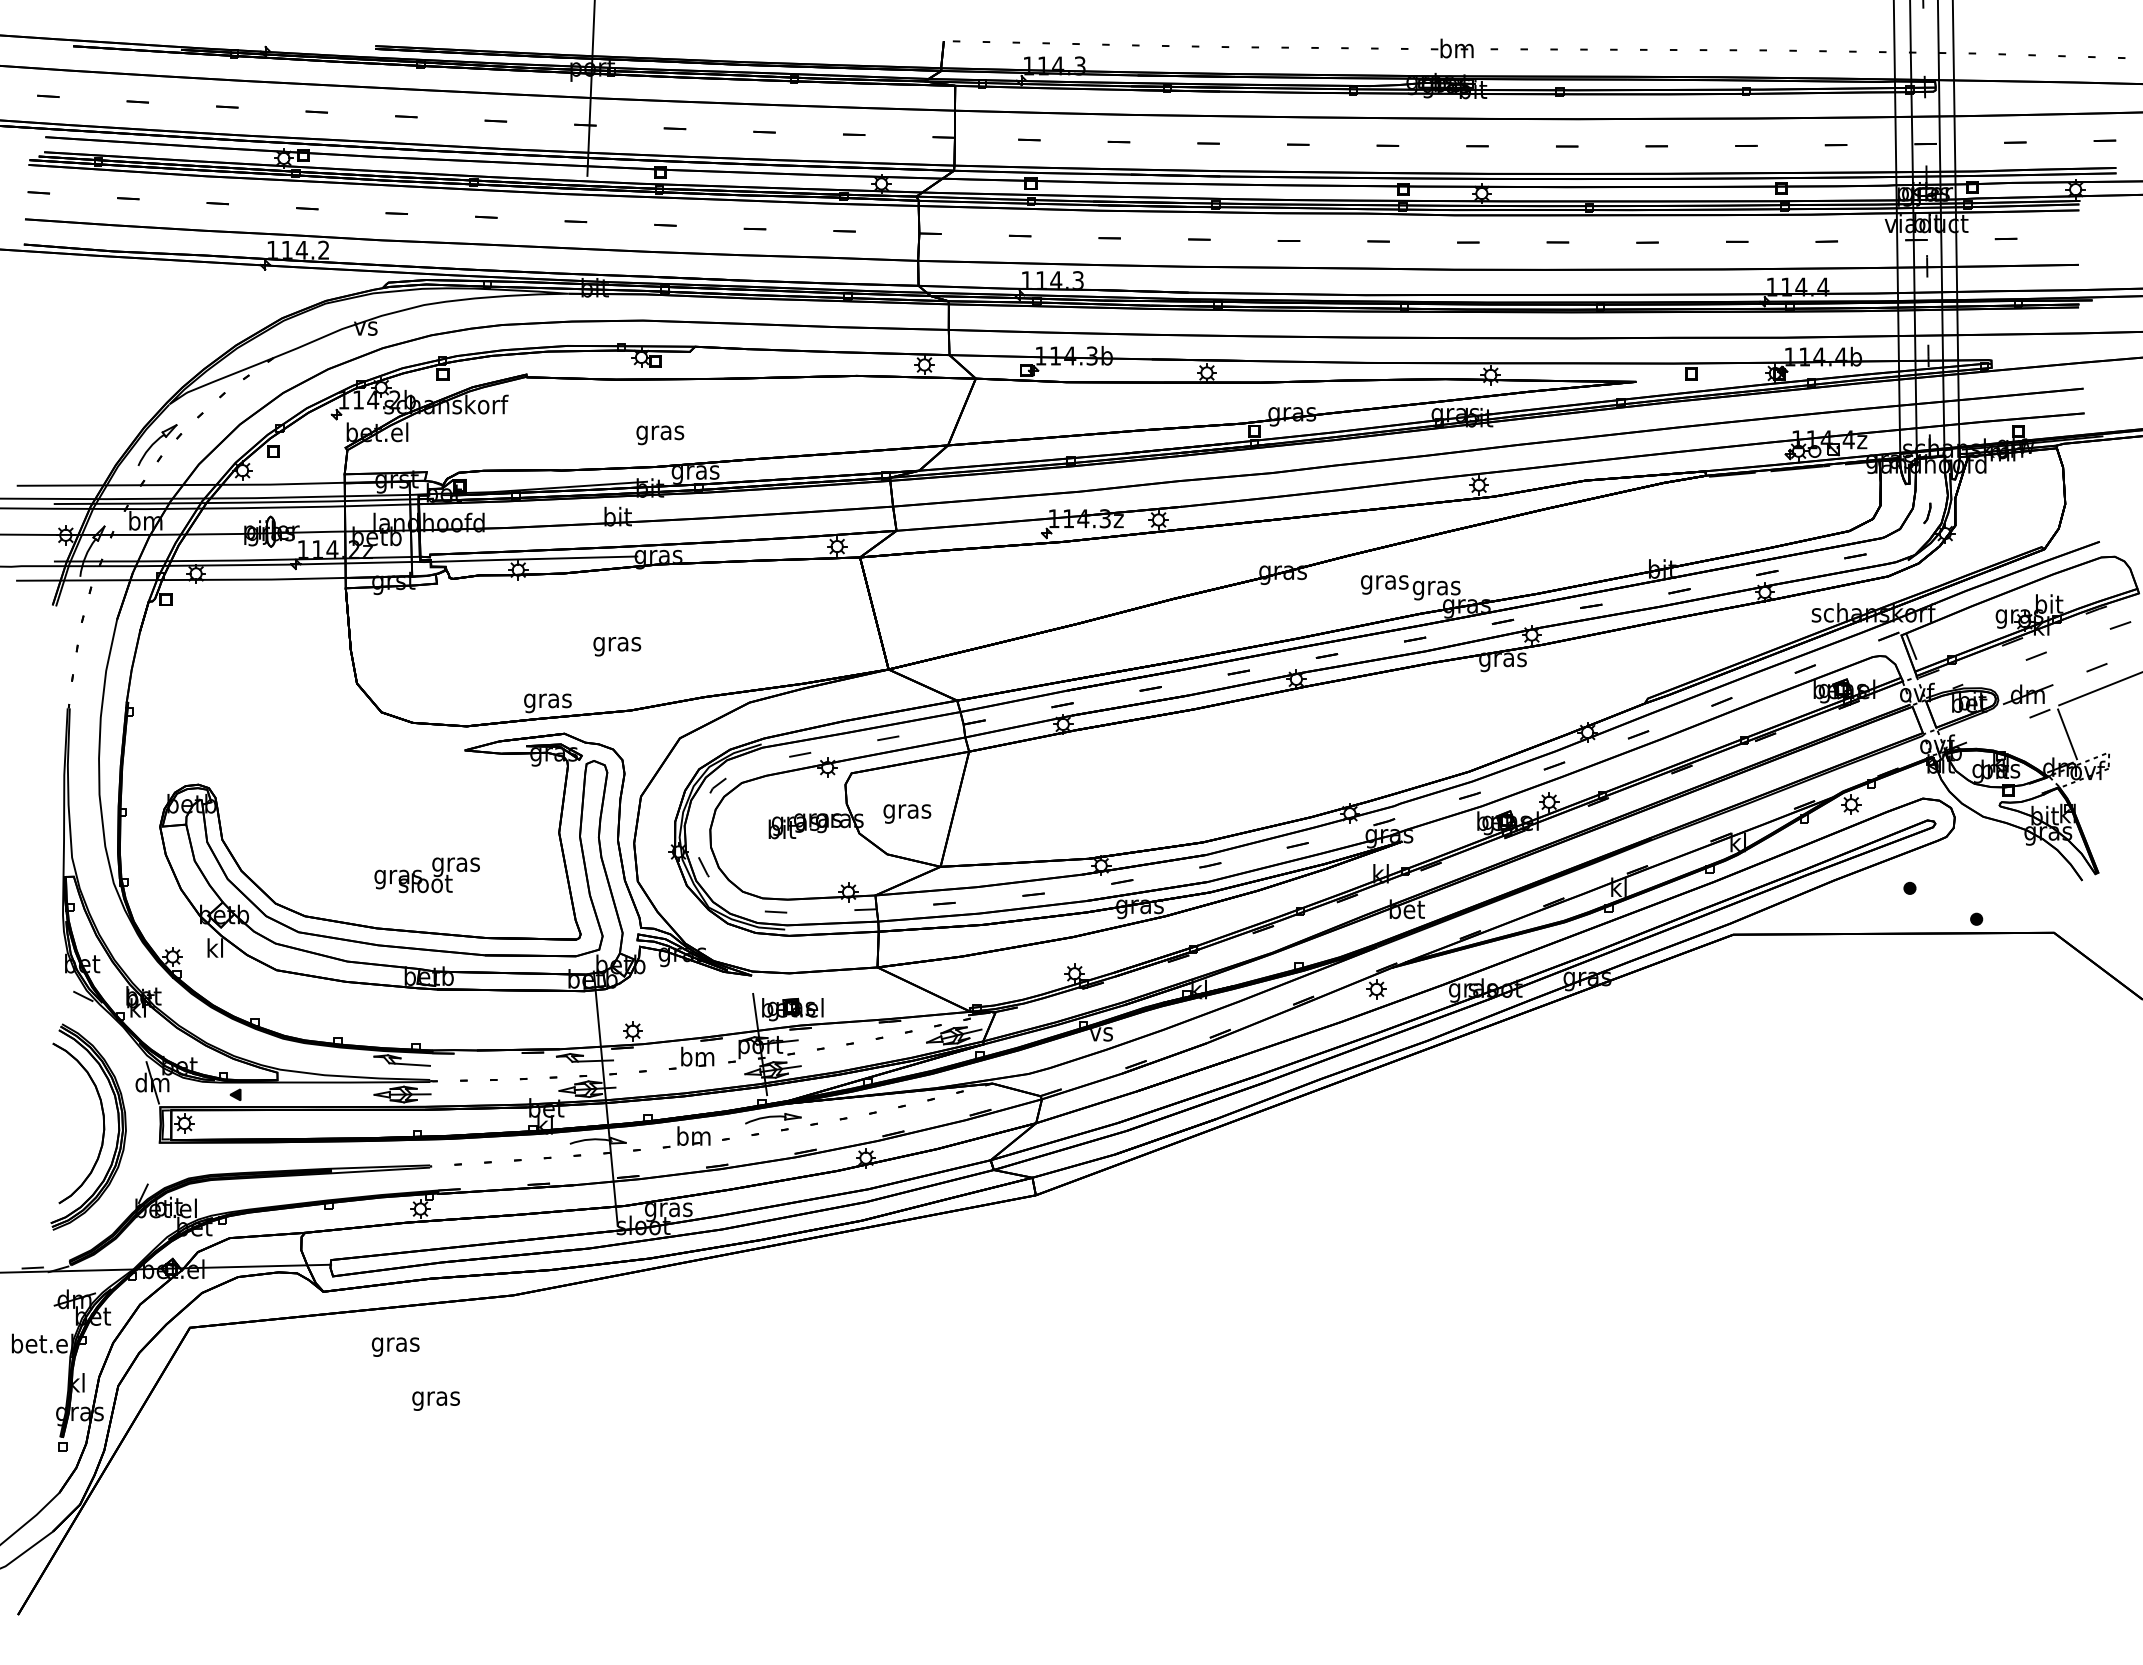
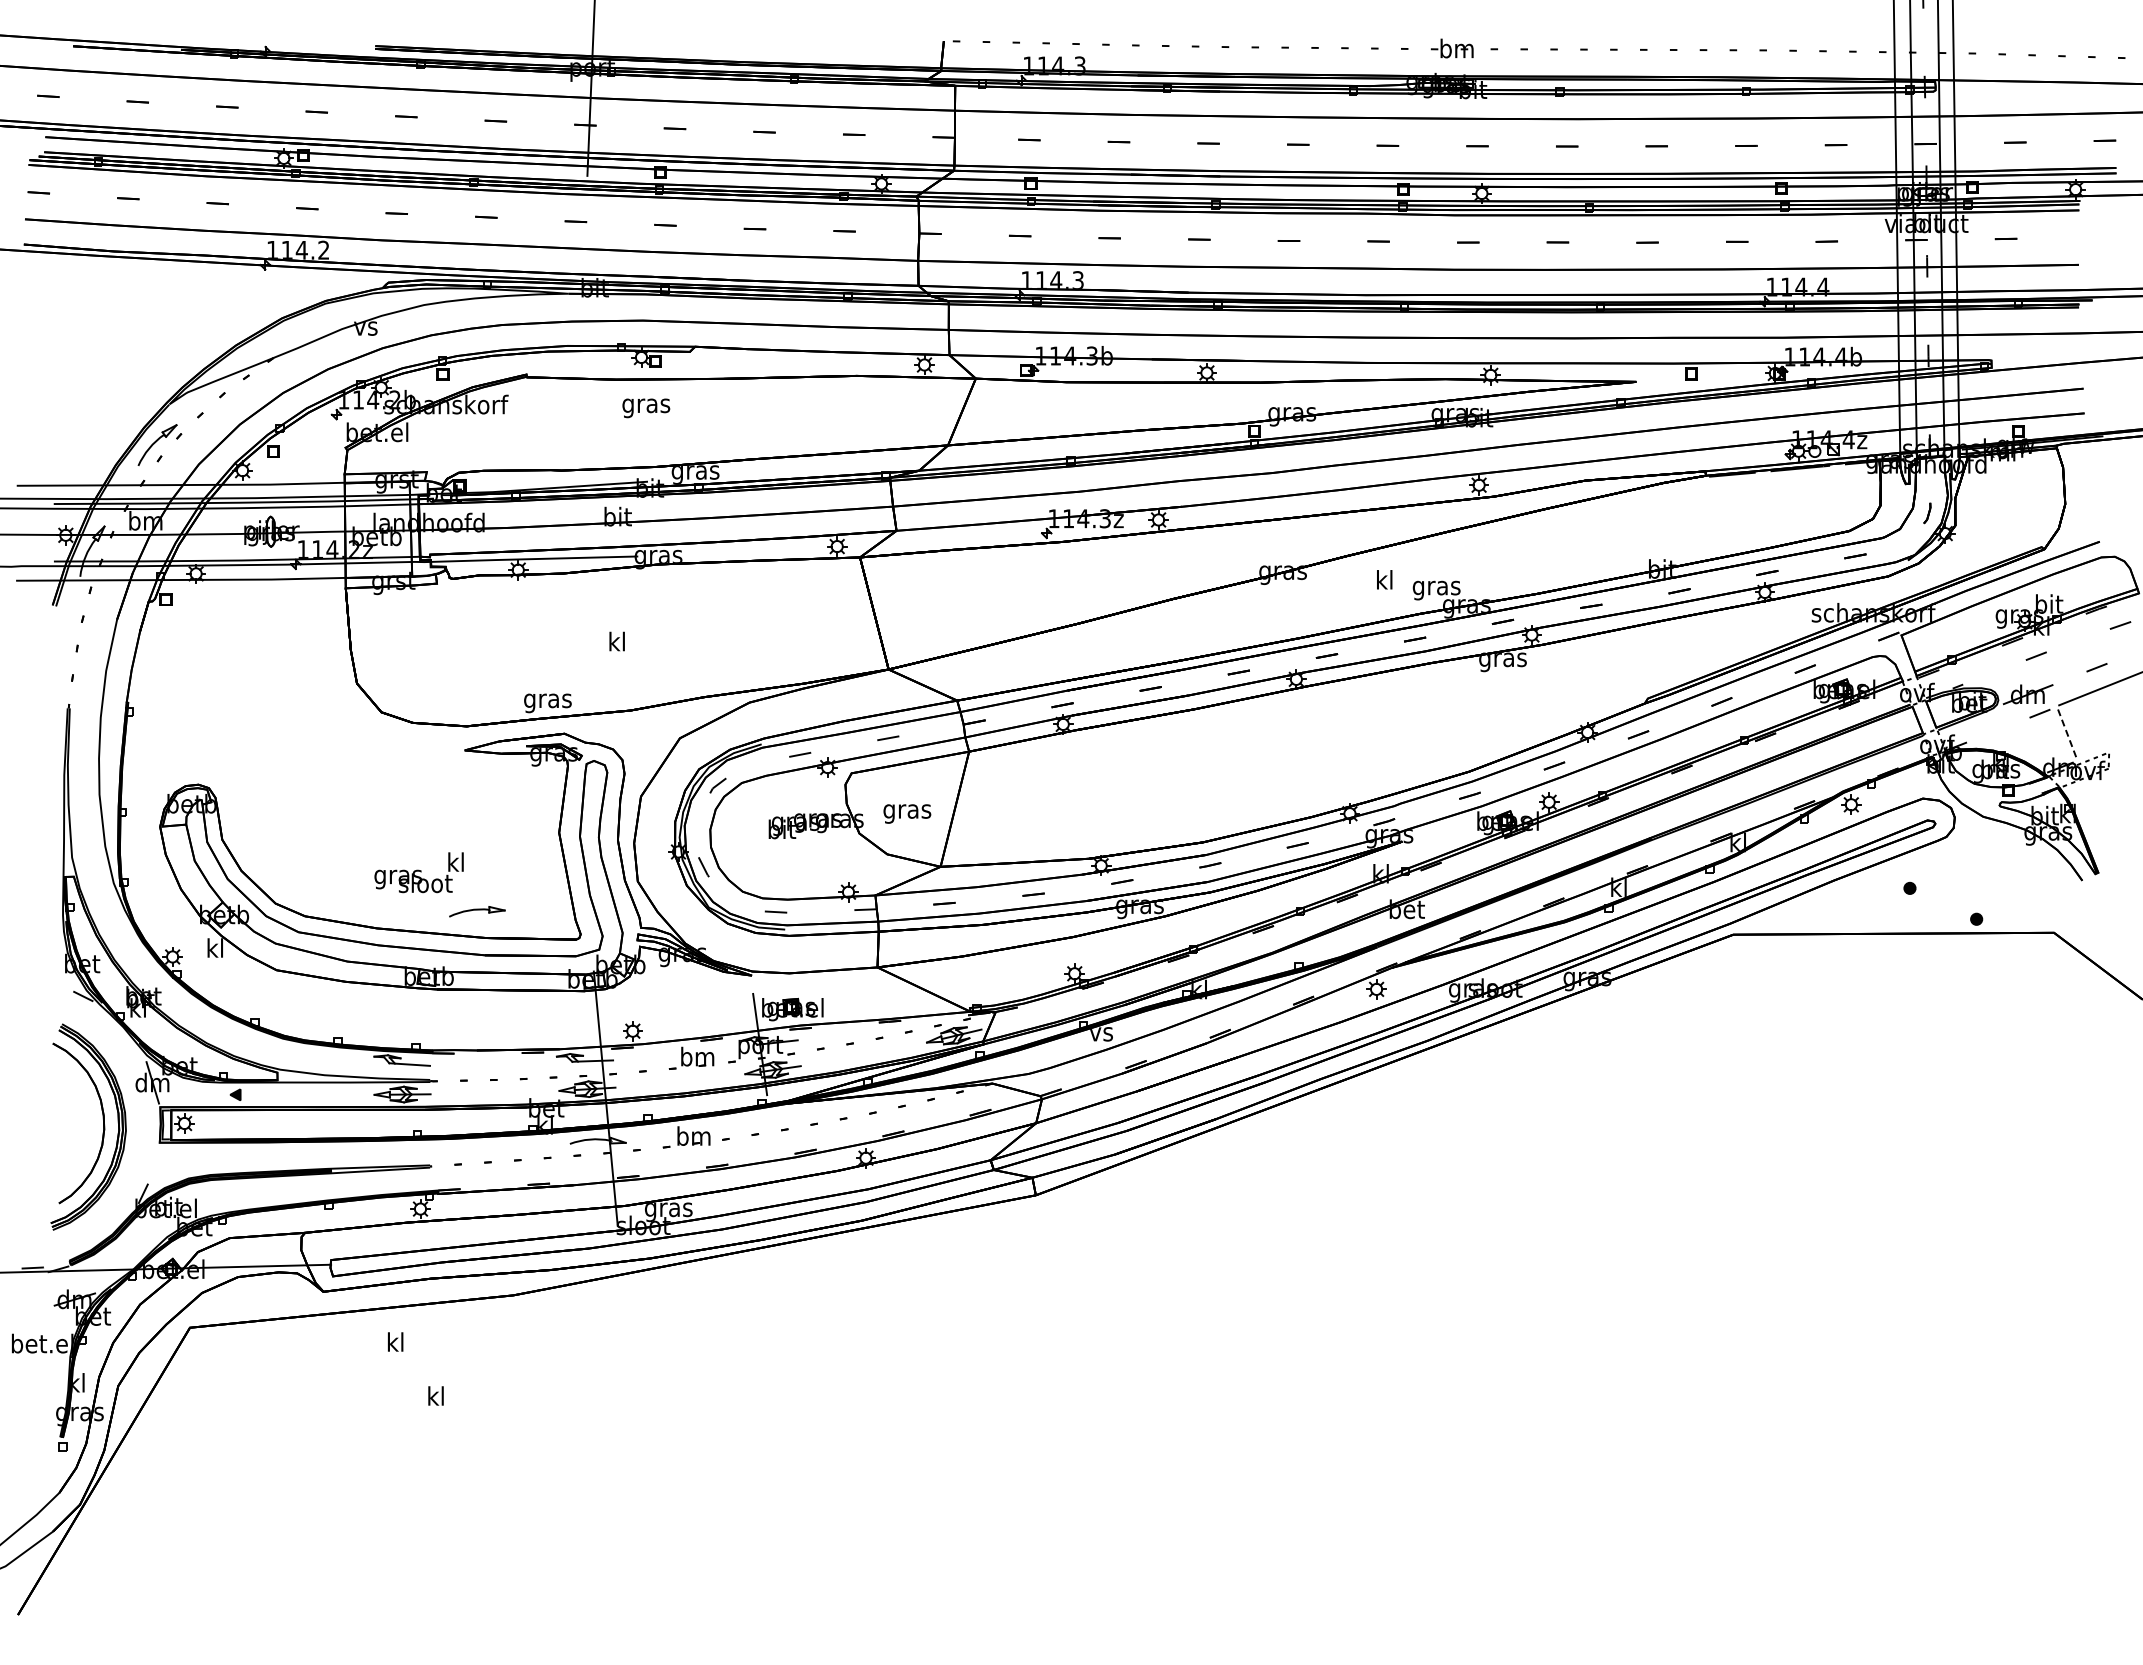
text position: (660, 435) -> (646, 408) (646, 408)
text: gras -> kl (1384, 582)
text: gras -> kl (617, 643)
line: present -> none (1911, 646)
line: solid -> dashed (2067, 734)
text: gras -> kl (455, 864)
part position: (773, 1118) -> (477, 911) (477, 911)
text: gras -> kl (395, 1344)
text: gras -> kl (435, 1398)
